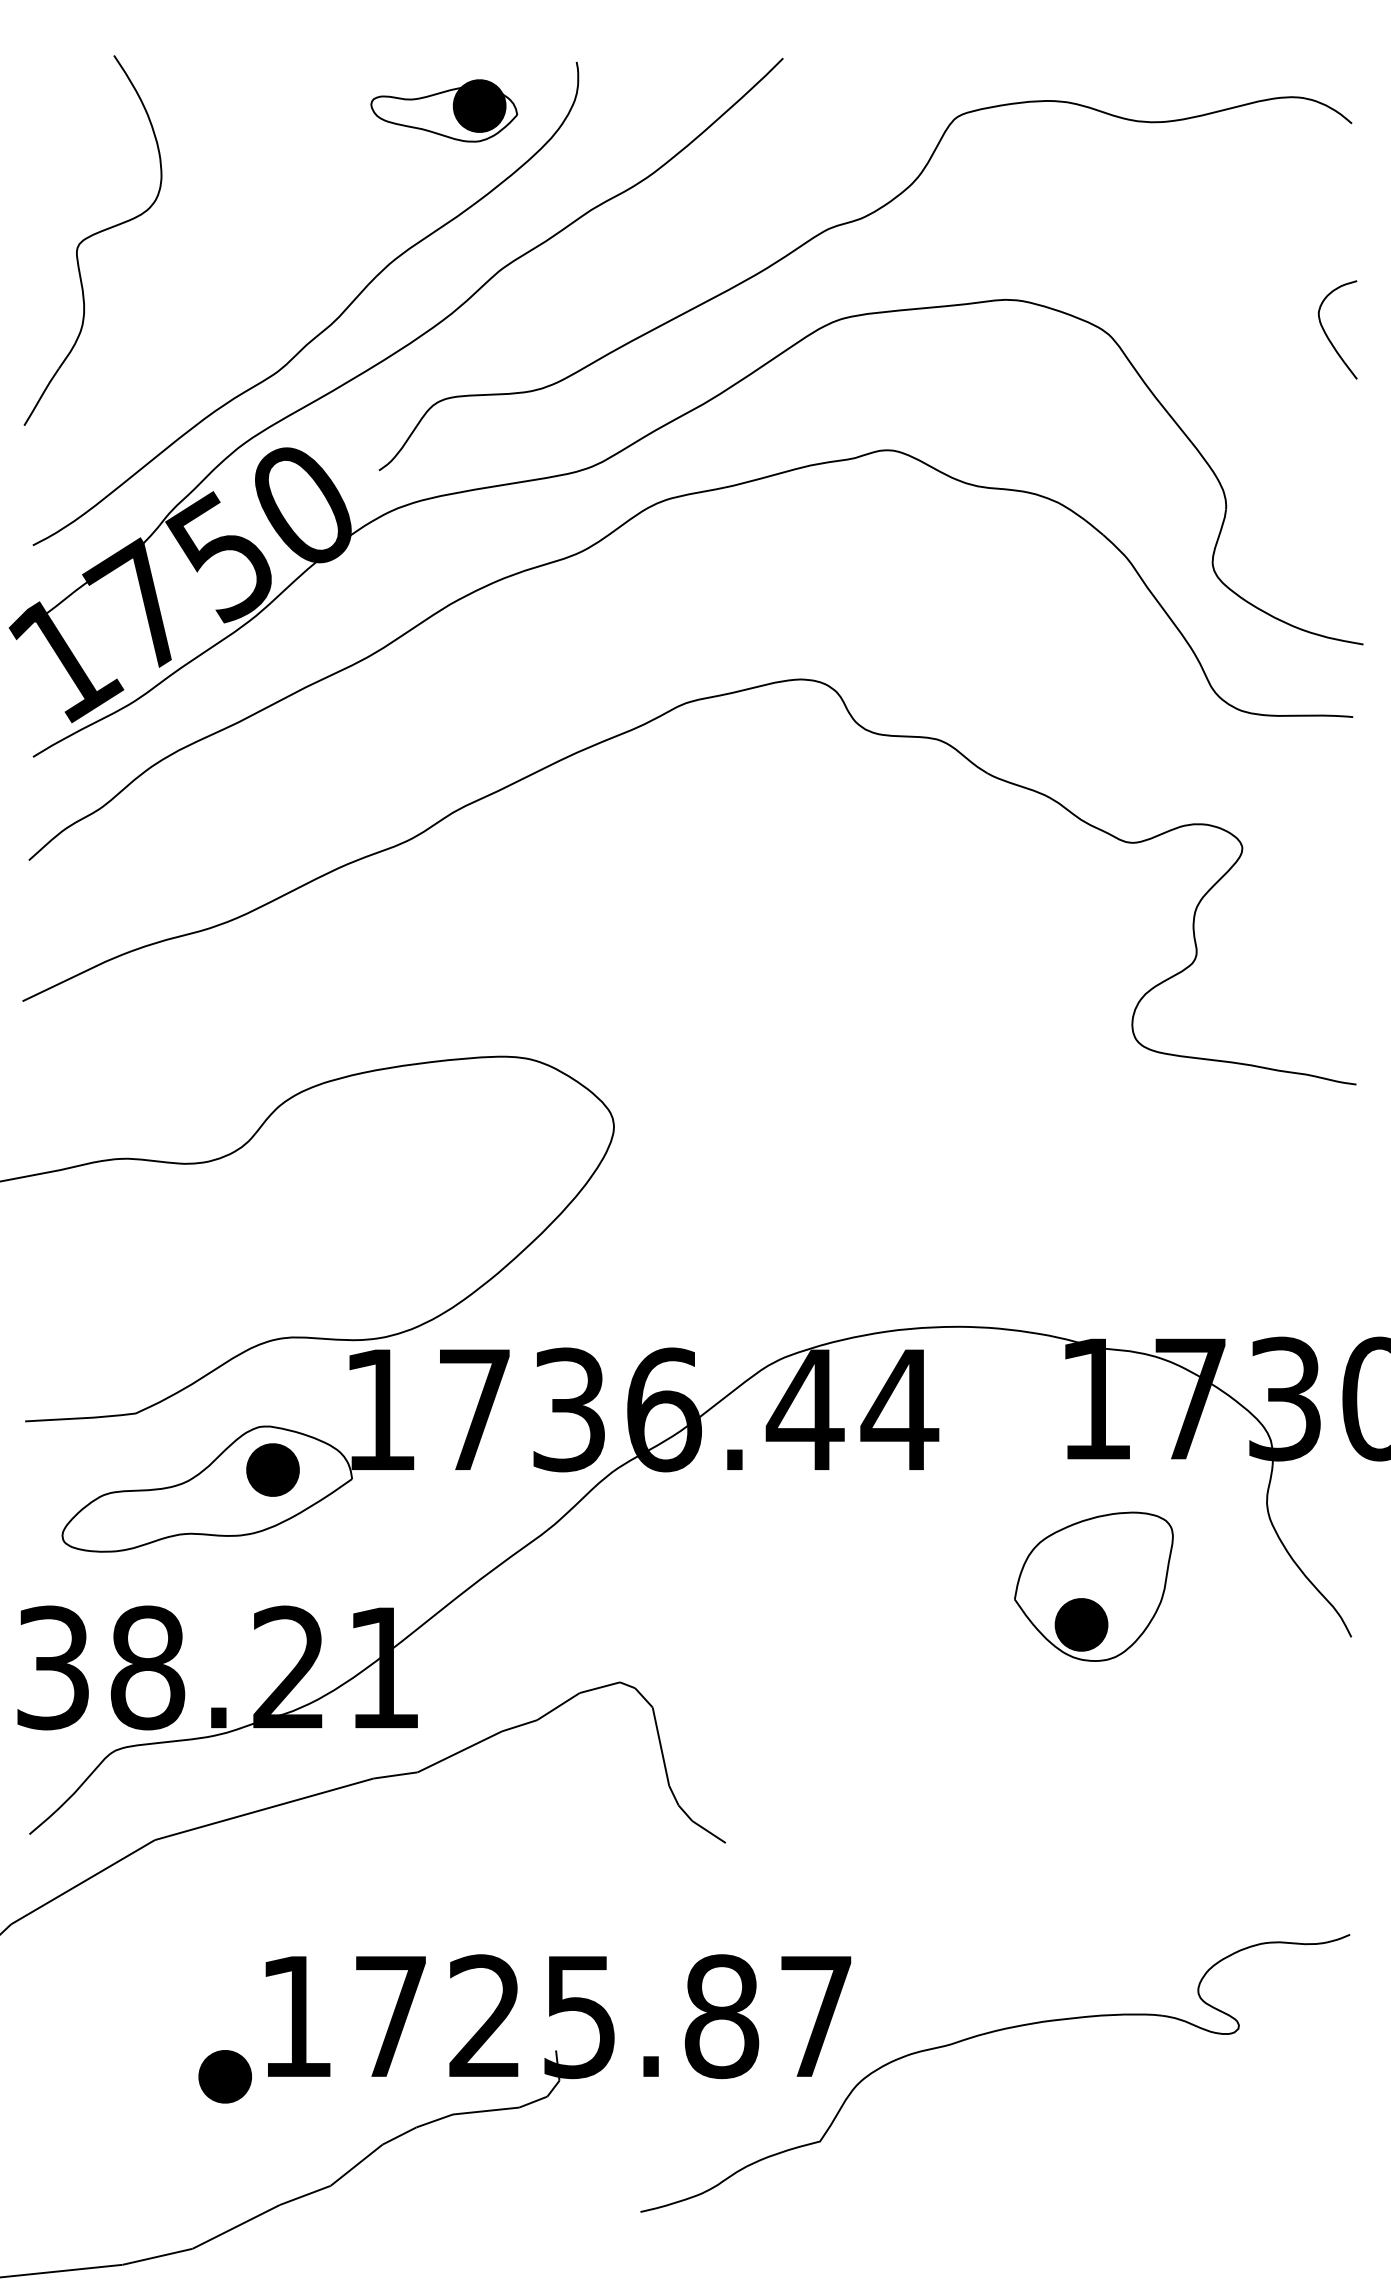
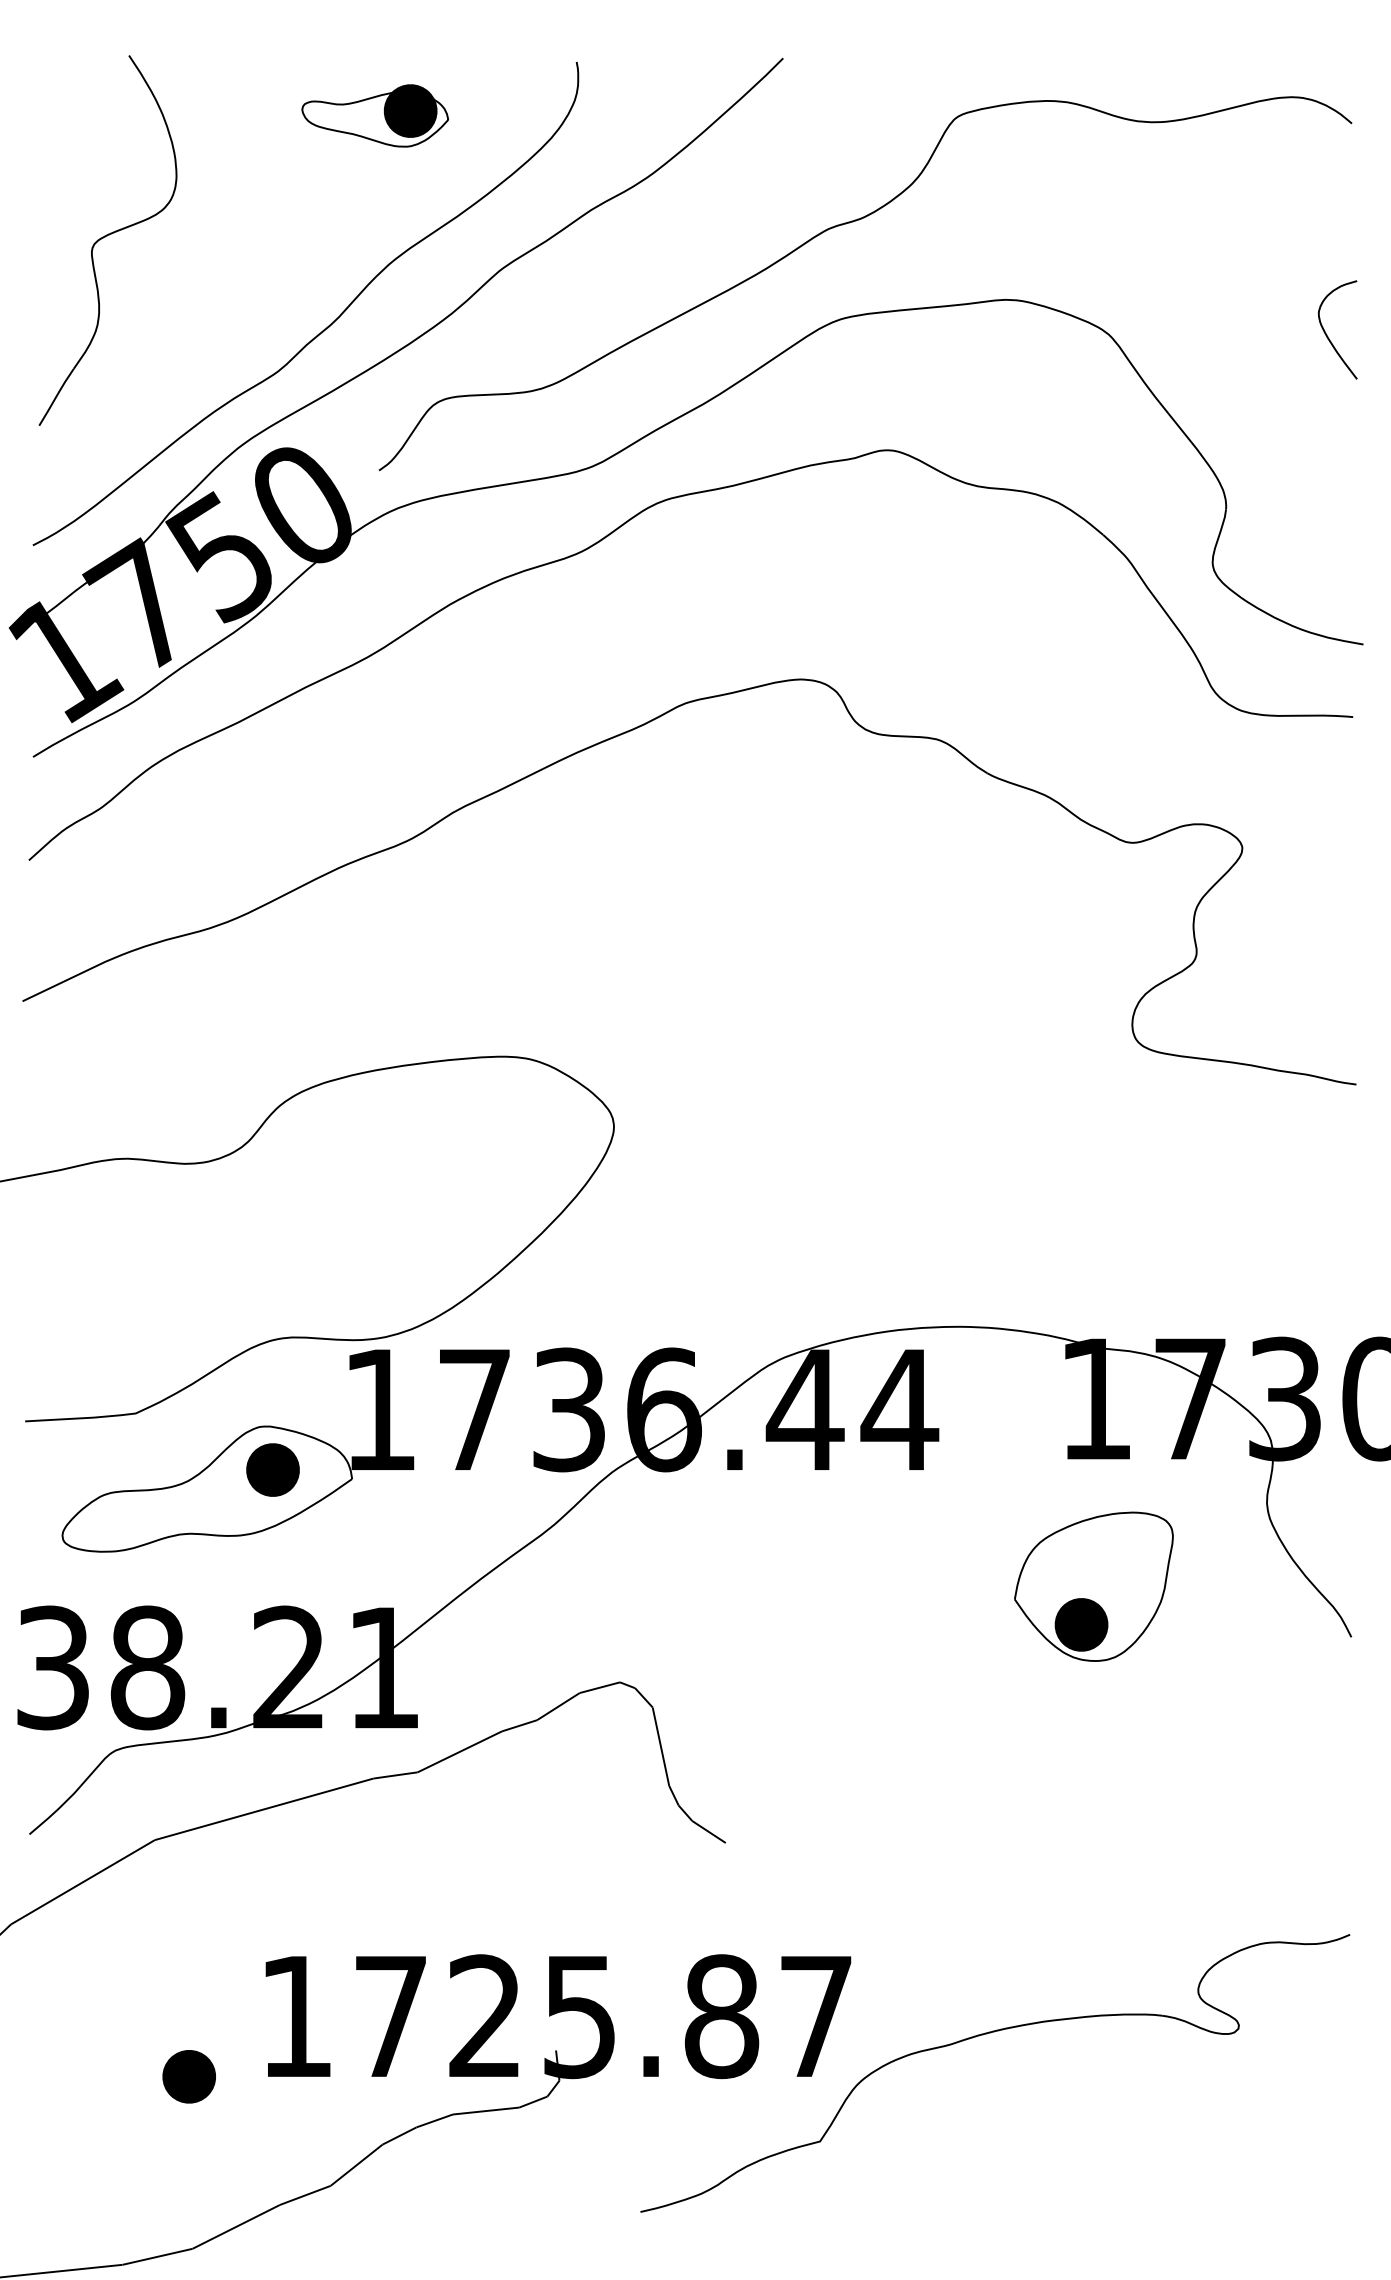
part position: (444, 110) -> (375, 115) (375, 115)
part position: (92, 240) -> (107, 240) (107, 240)
part position: (224, 2076) -> (188, 2076) (188, 2076)
